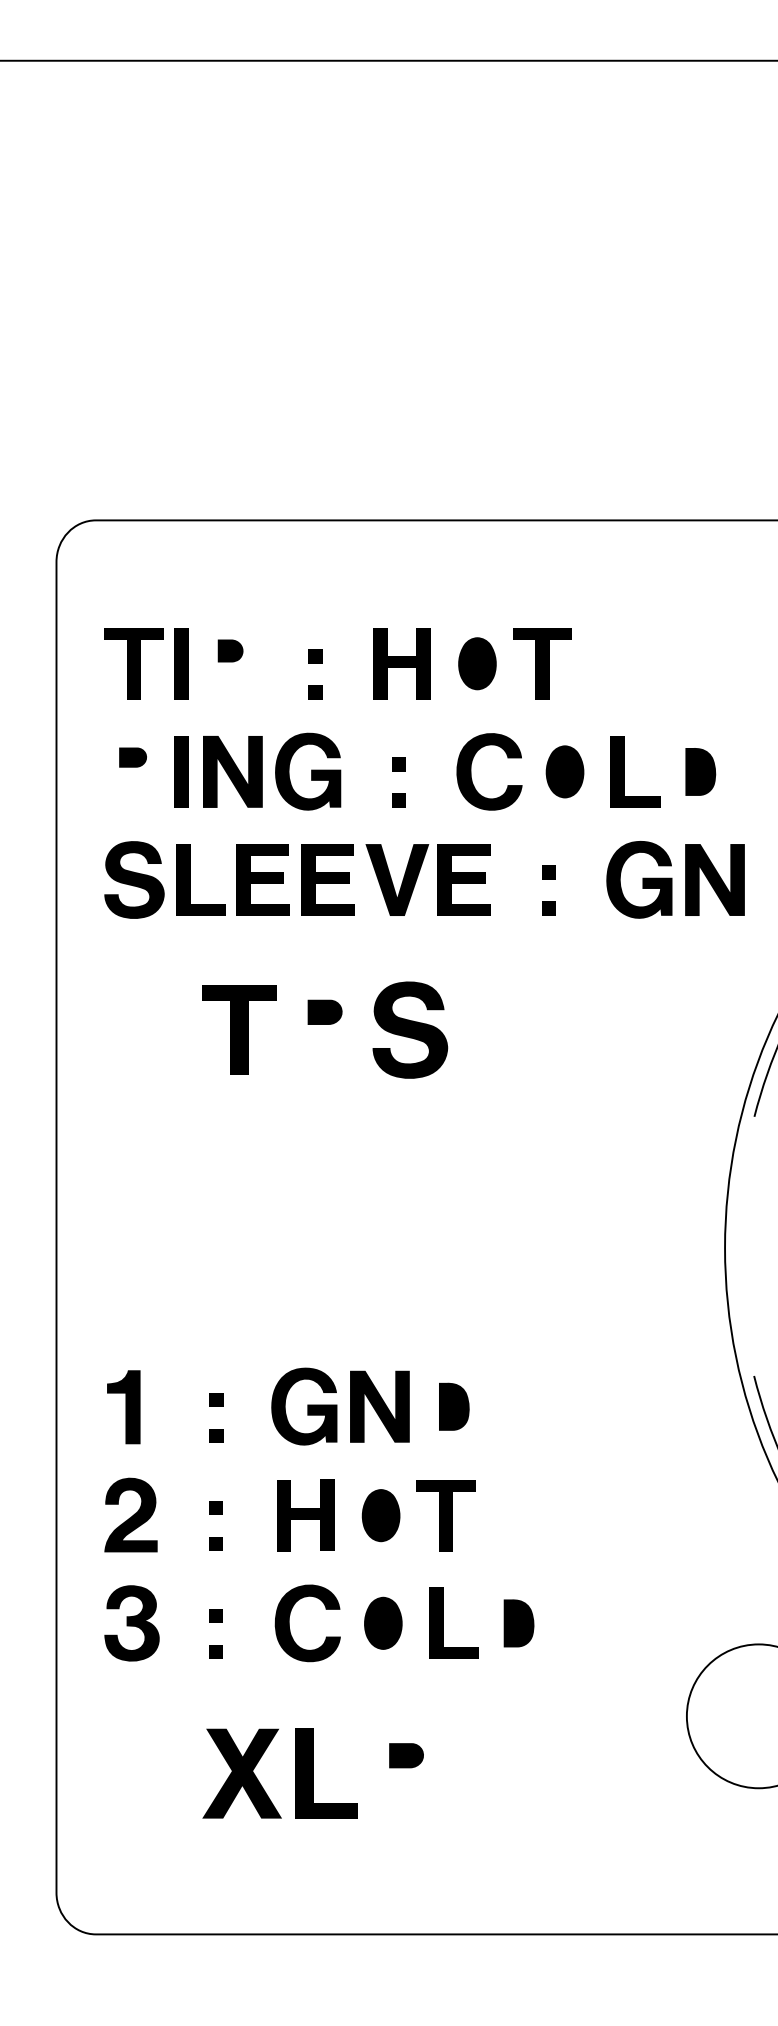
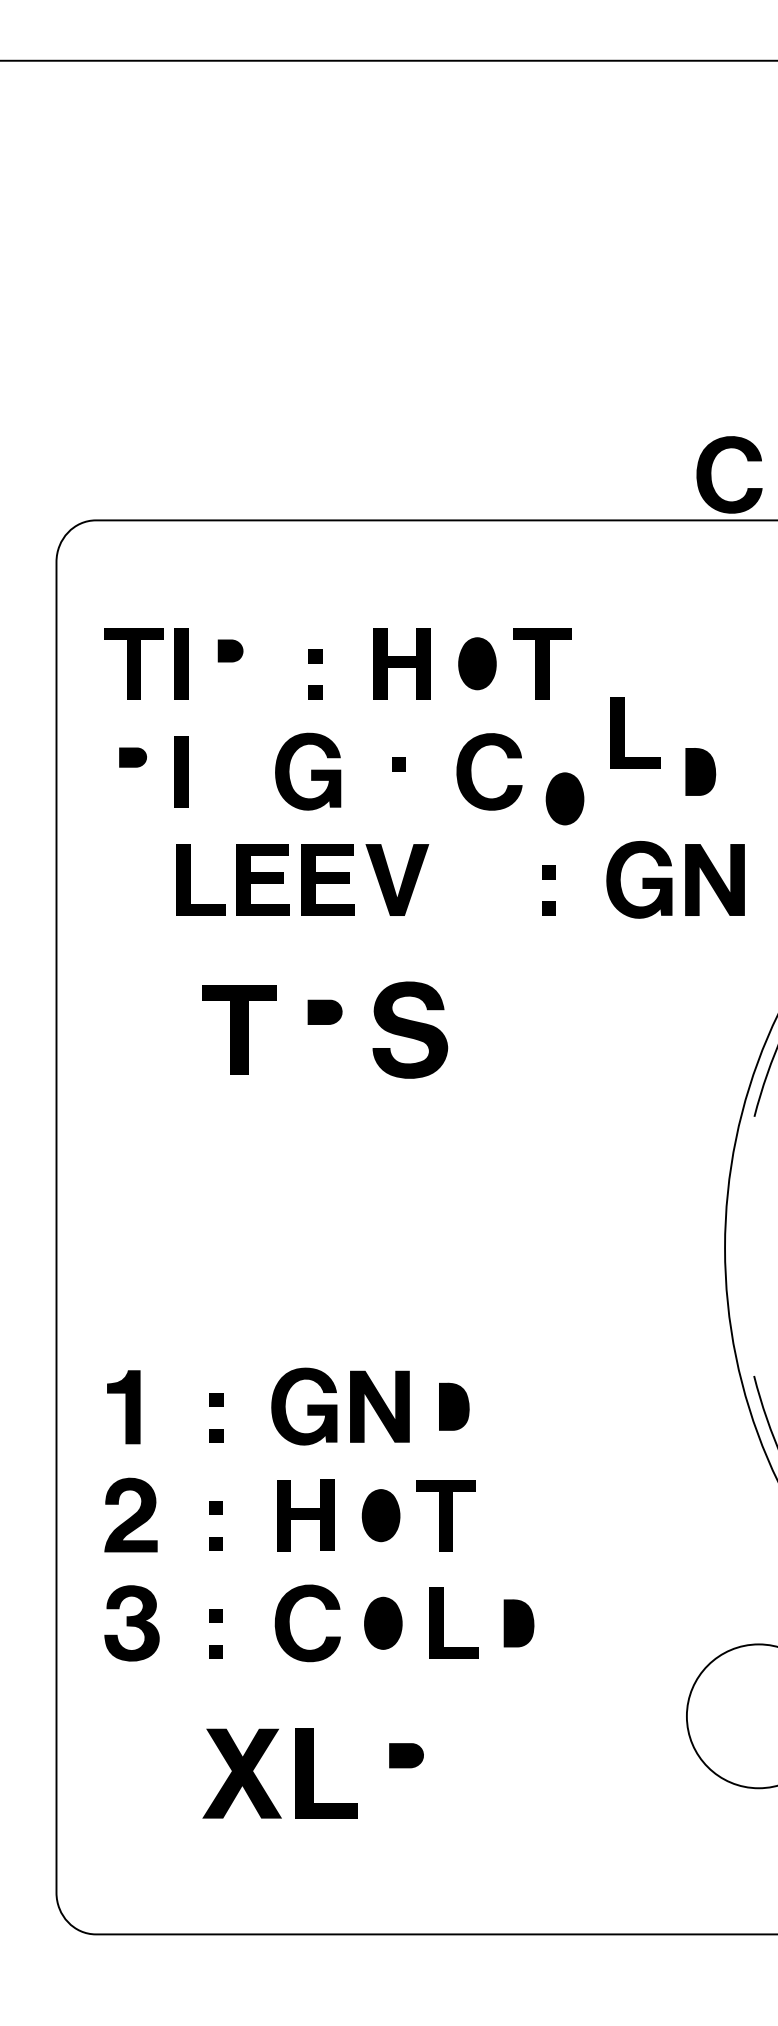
part: none -> present (711, 474)
fill: present -> none (232, 771)
part position: (564, 771) -> (564, 798) (564, 798)
part position: (624, 771) -> (624, 732) (624, 732)
fill: present -> none (398, 800)
part: present -> none (463, 879)
fill: present -> none (134, 880)
